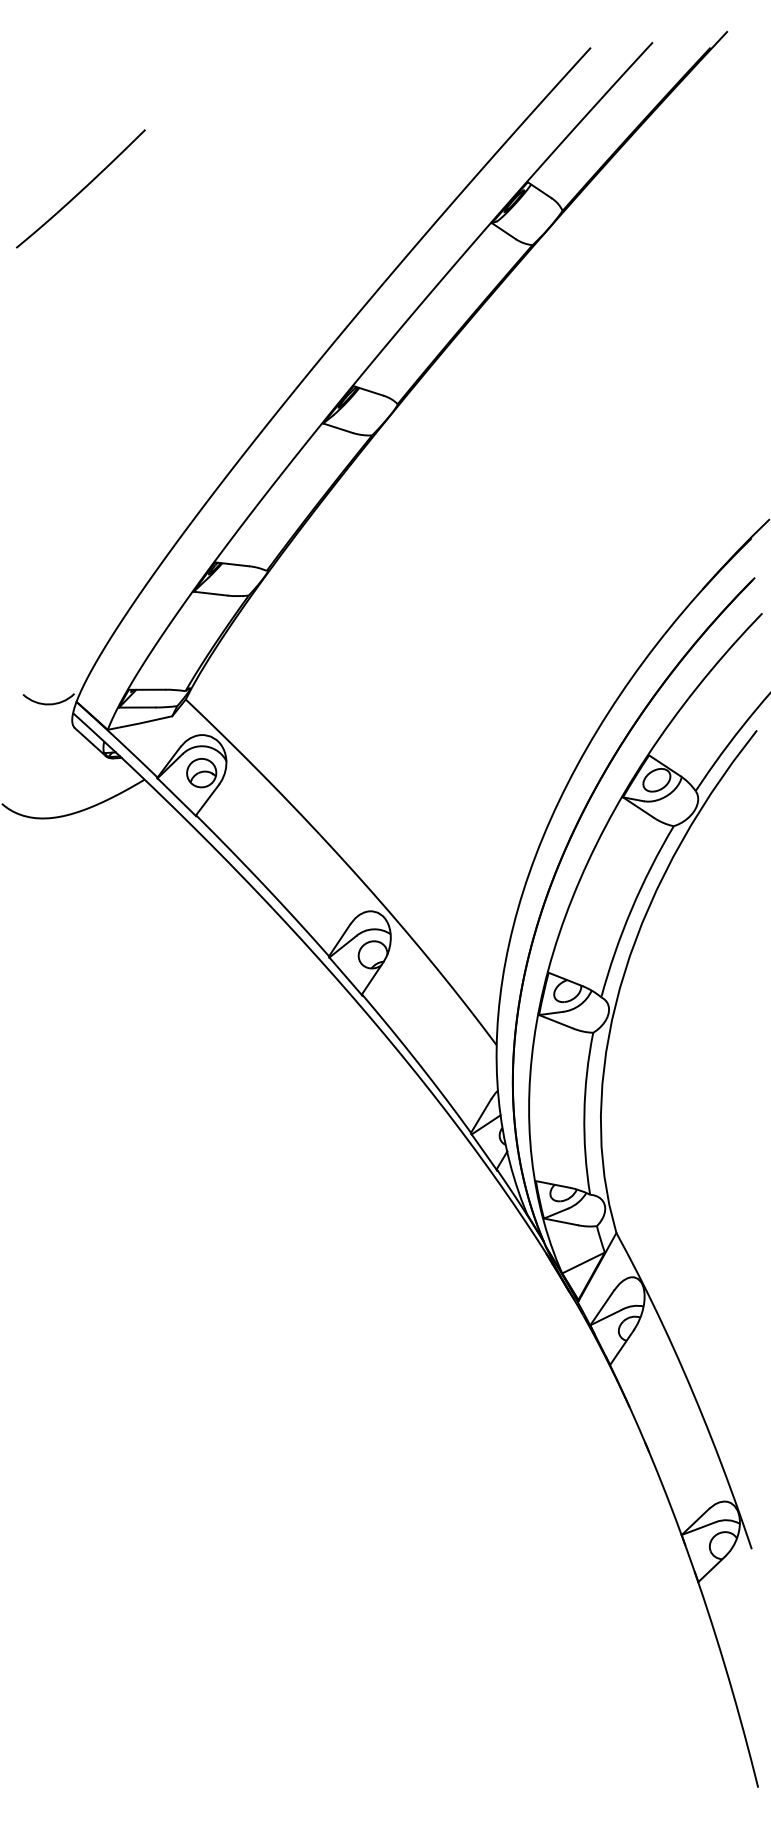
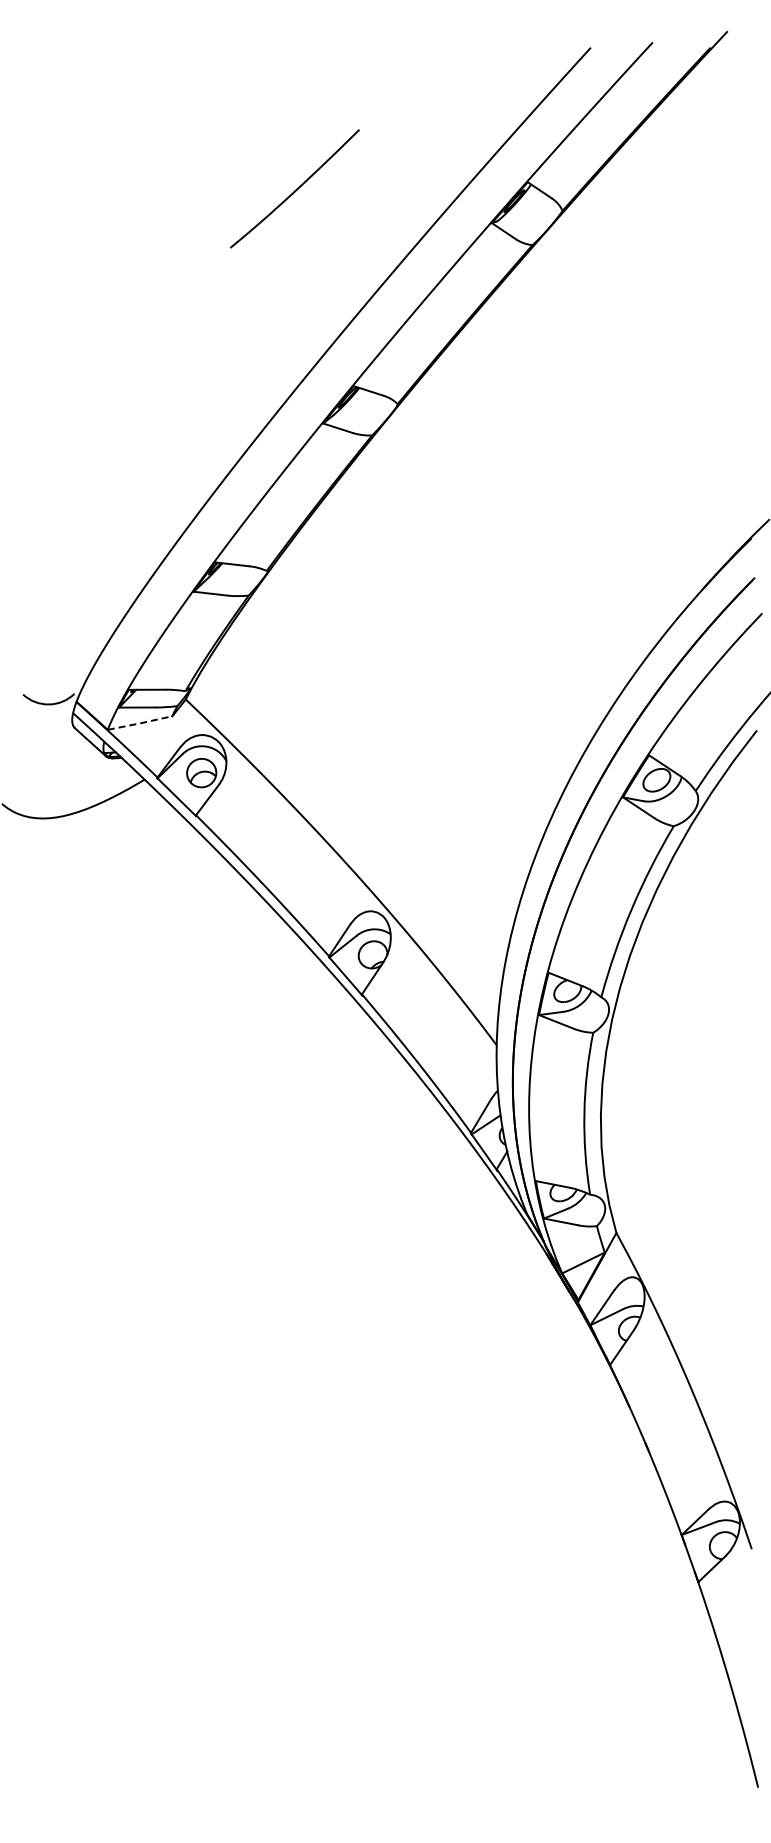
curve position: (81, 189) -> (295, 189) (295, 189)
line: solid -> dashed (140, 723)
